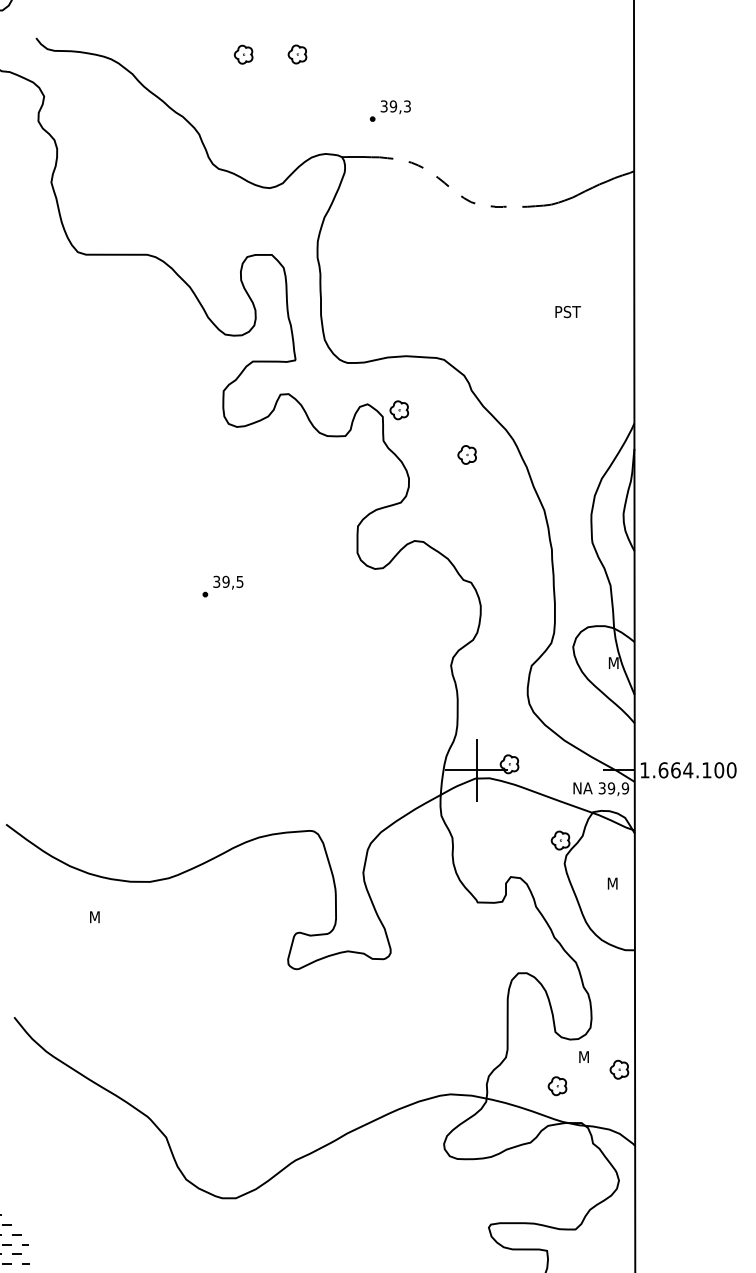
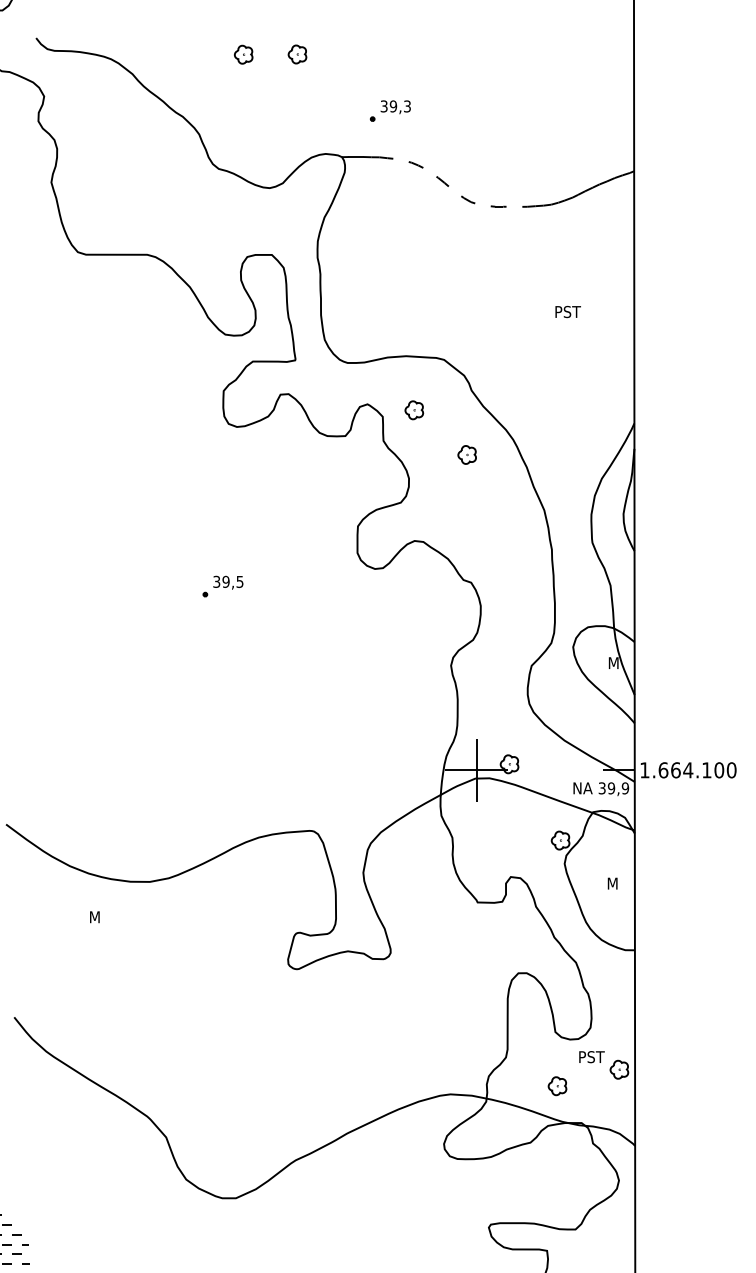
part position: (399, 410) -> (414, 410) (414, 410)
text: M -> PST (592, 1057)
